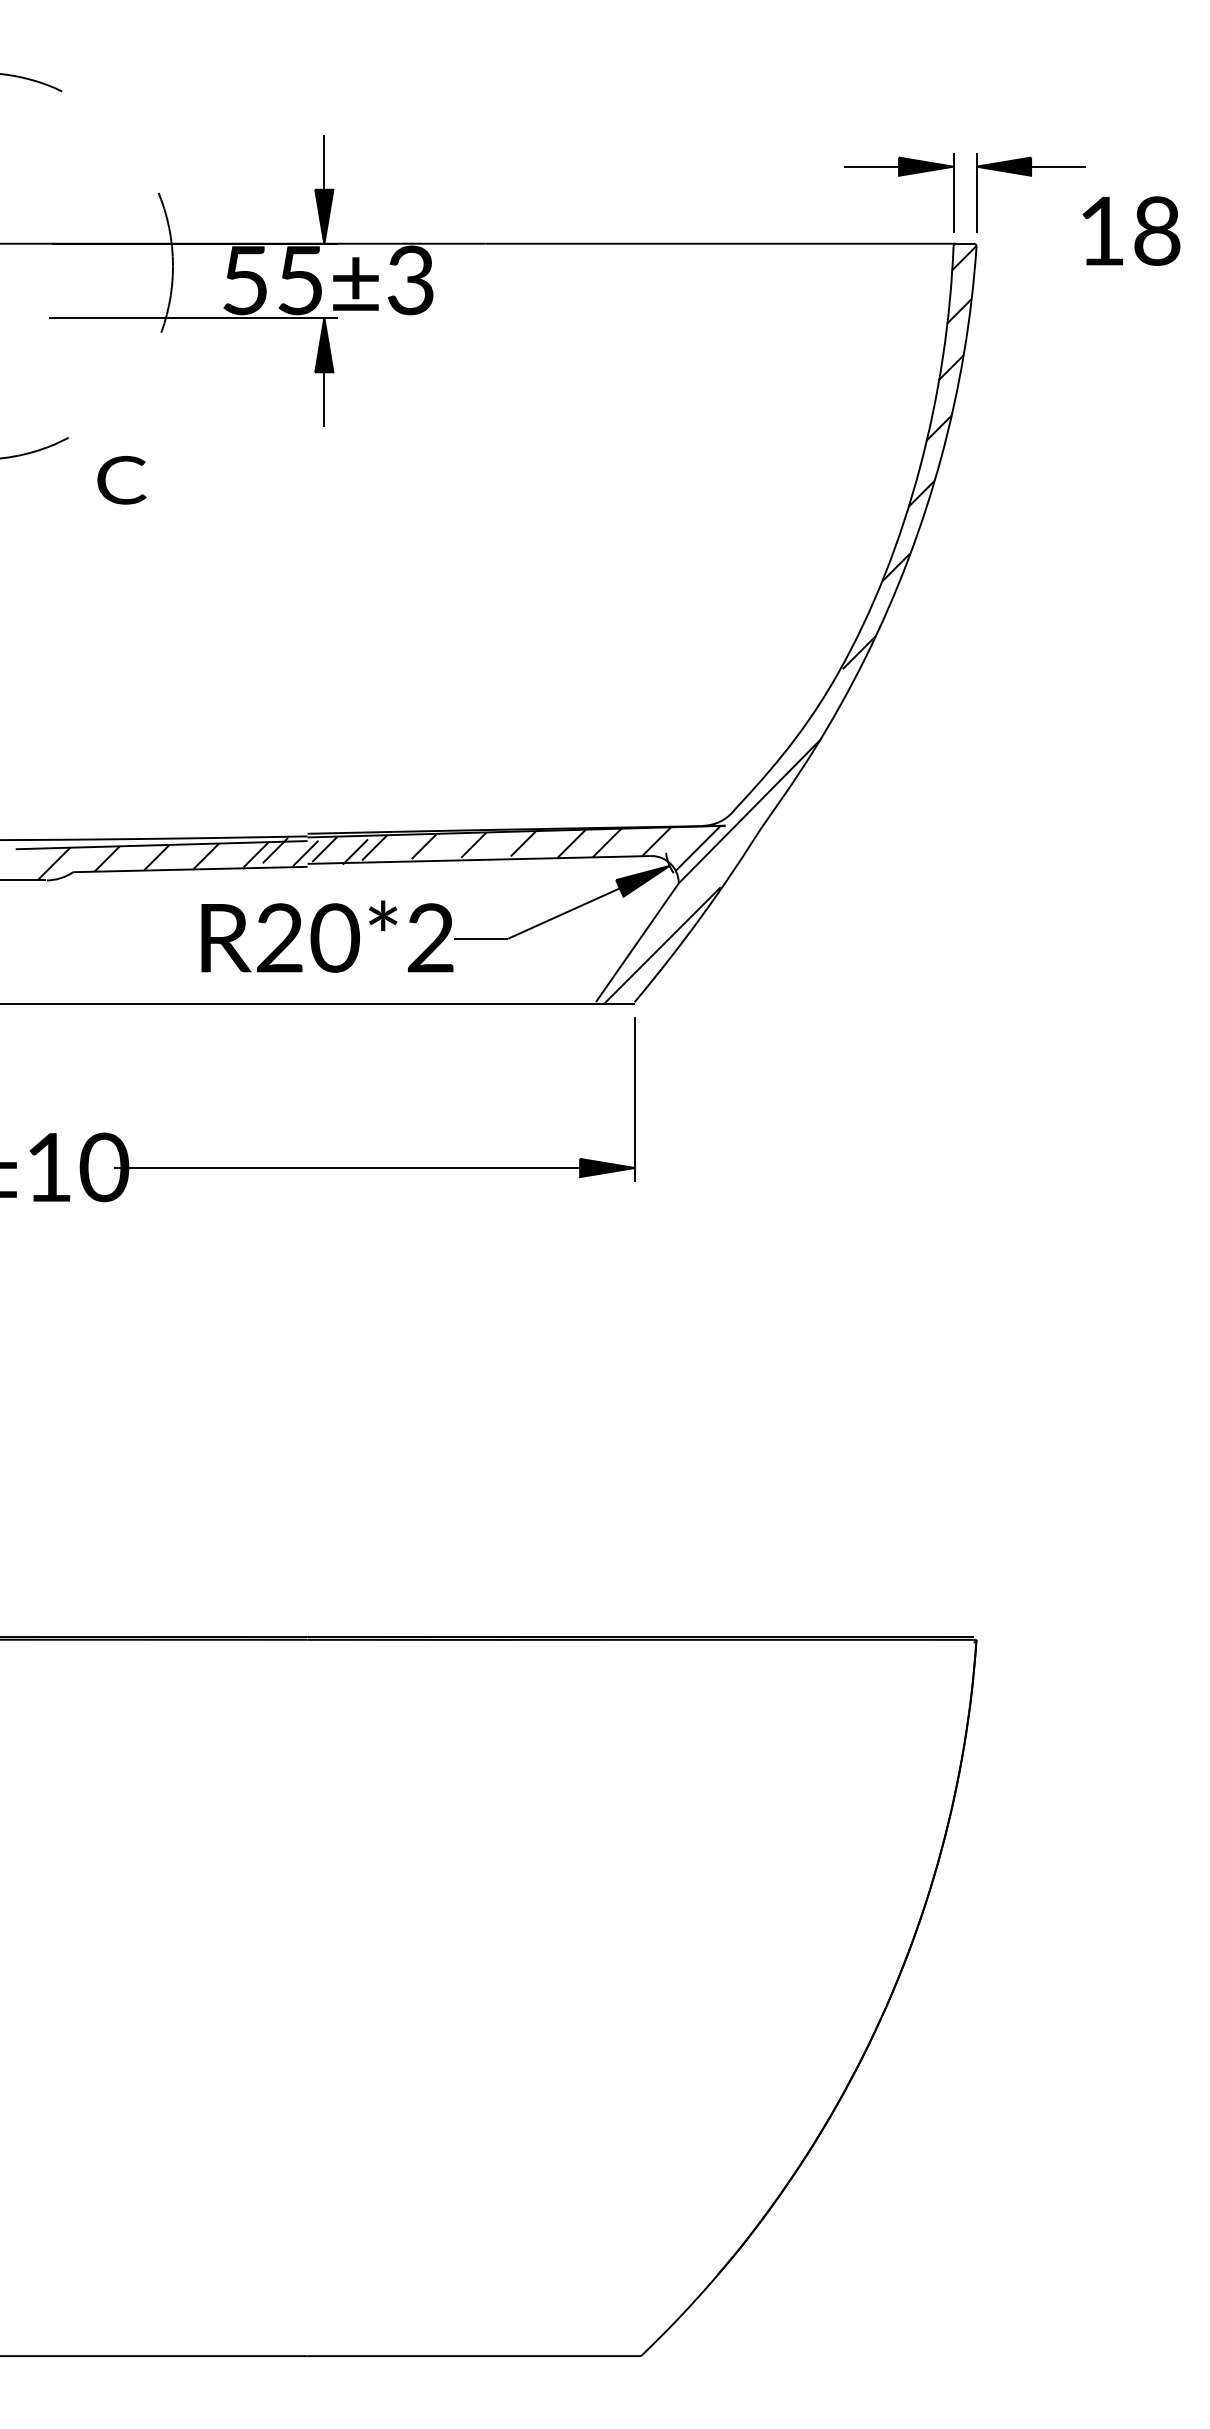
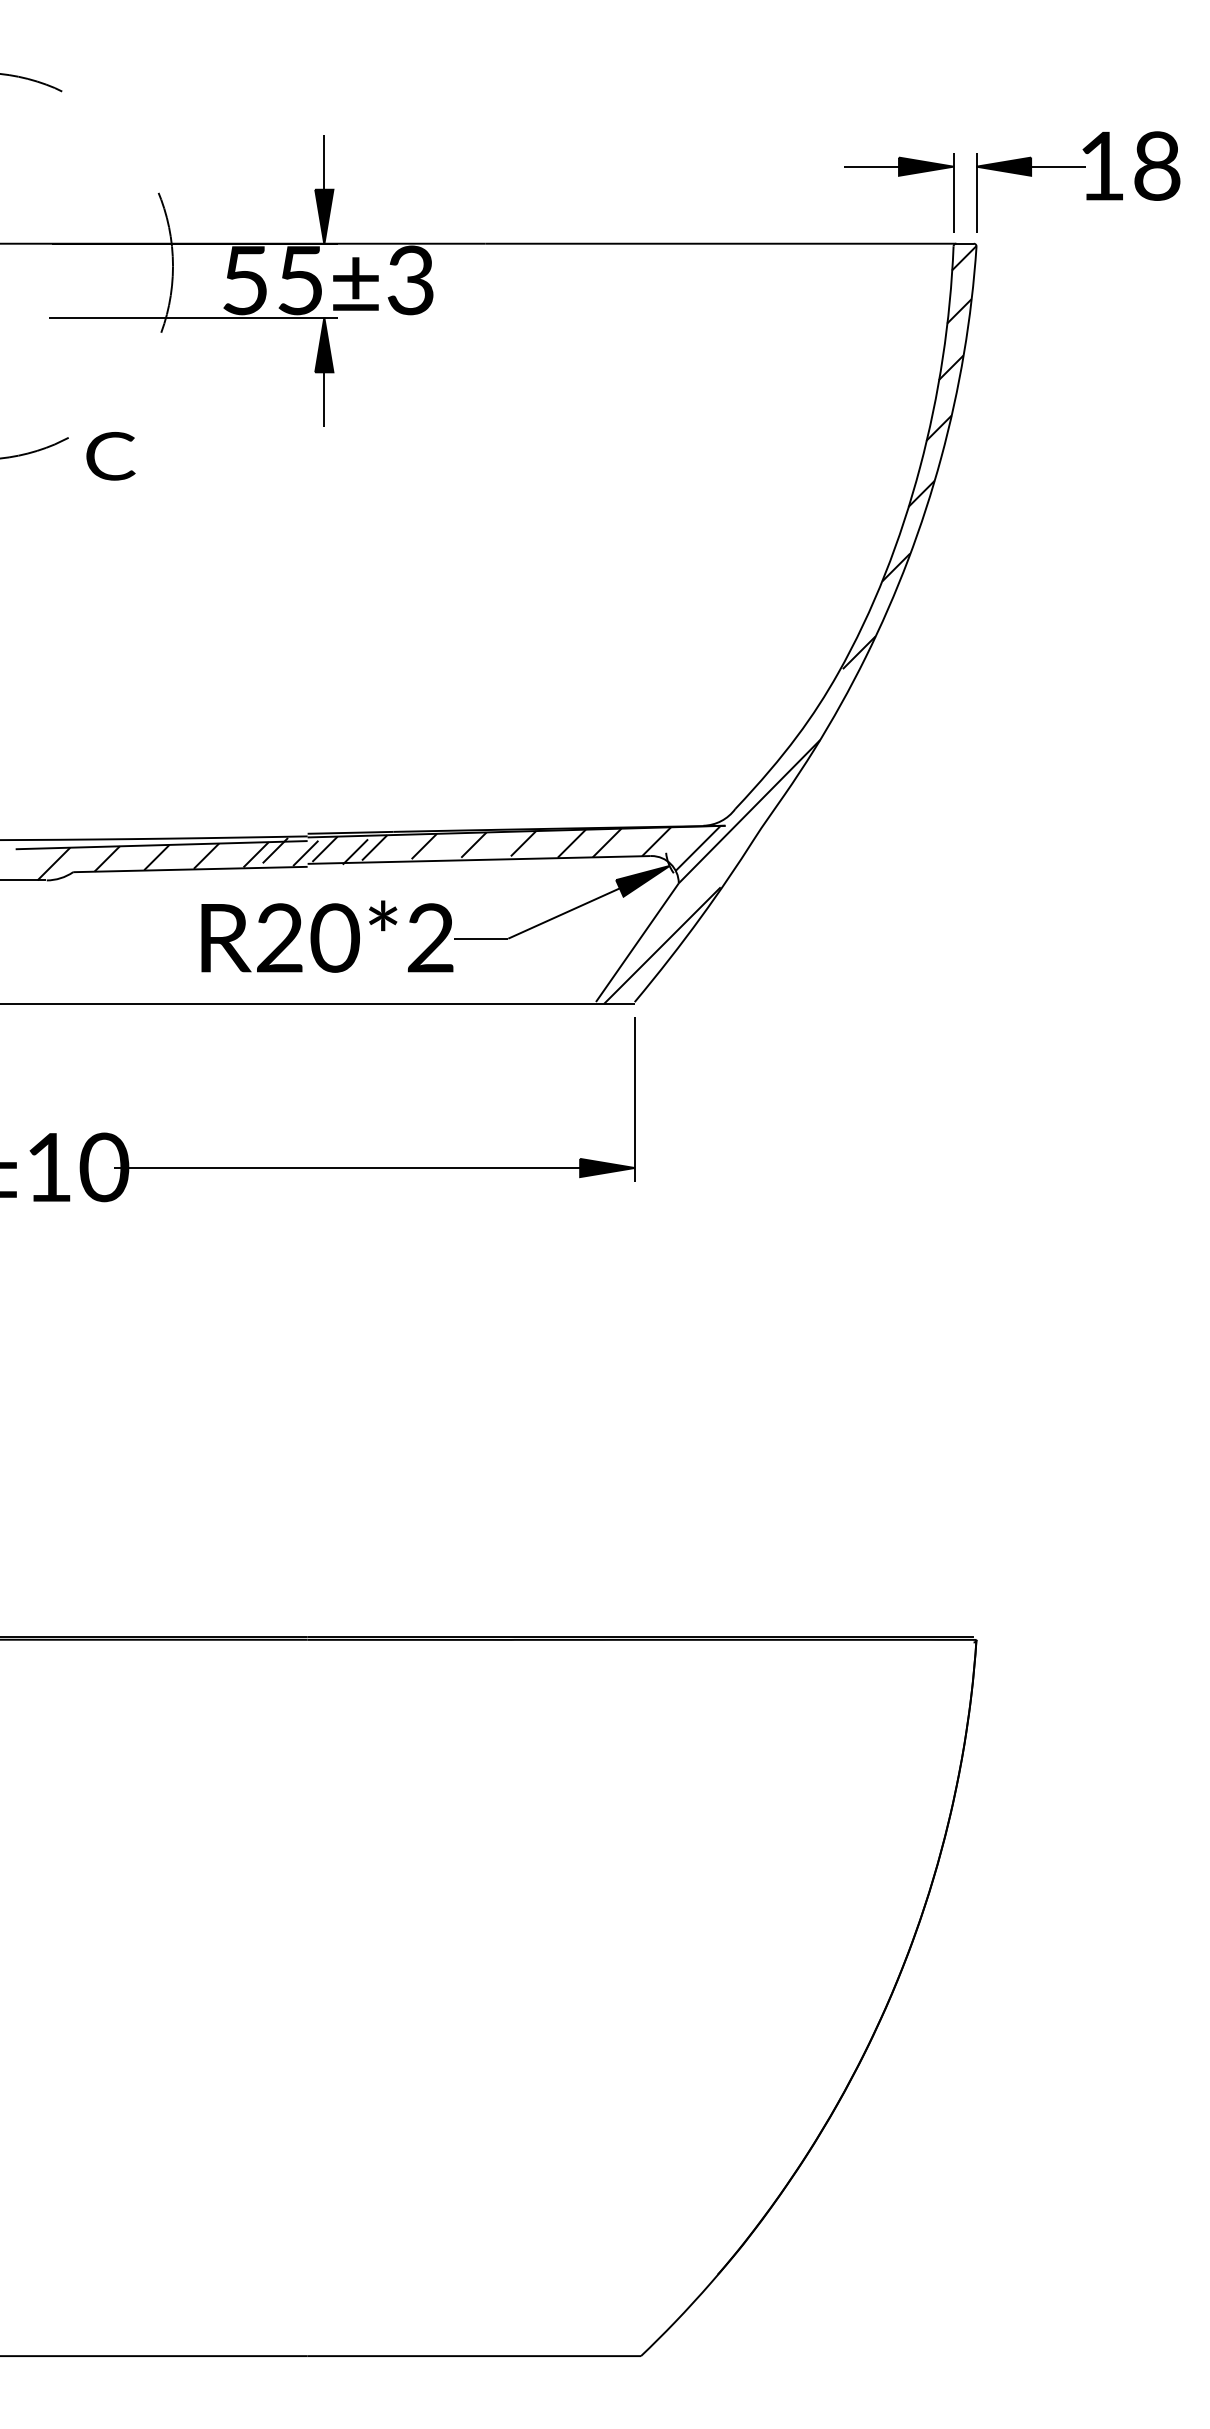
text position: (1131, 230) -> (1131, 165) (1131, 165)
text position: (121, 480) -> (110, 456) (110, 456)
